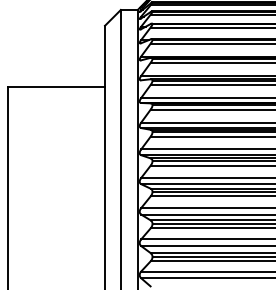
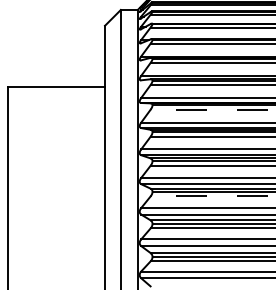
line: solid -> dashed (212, 109)
line: solid -> dashed (212, 196)
